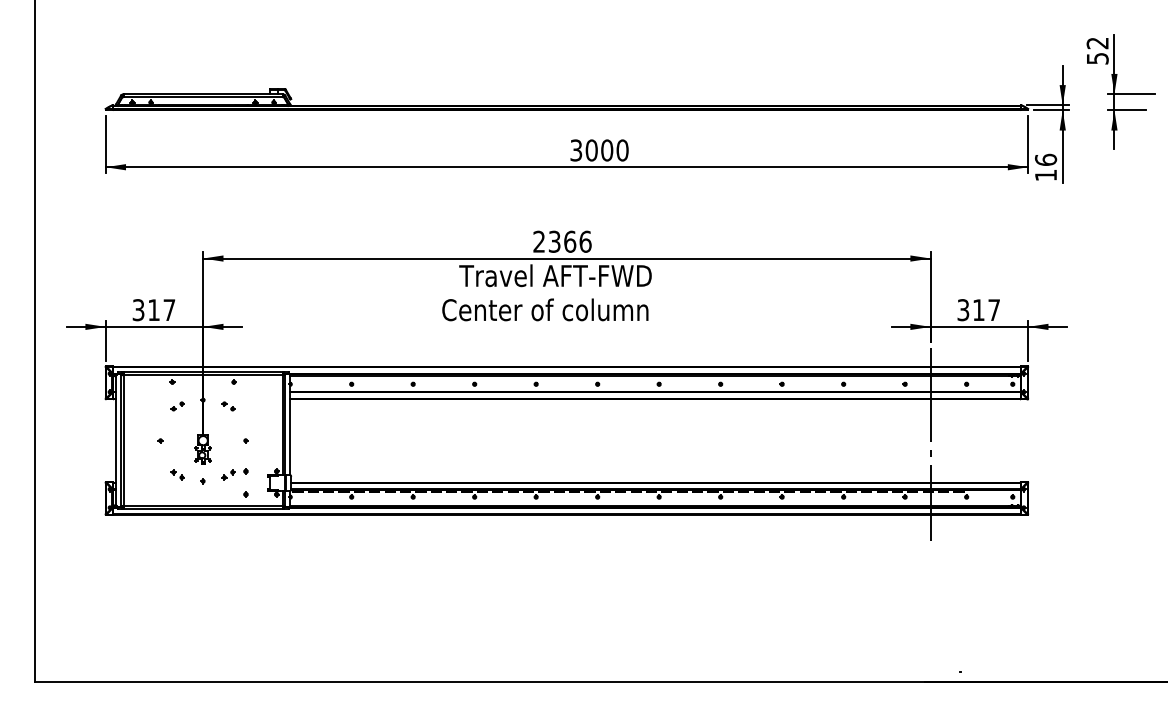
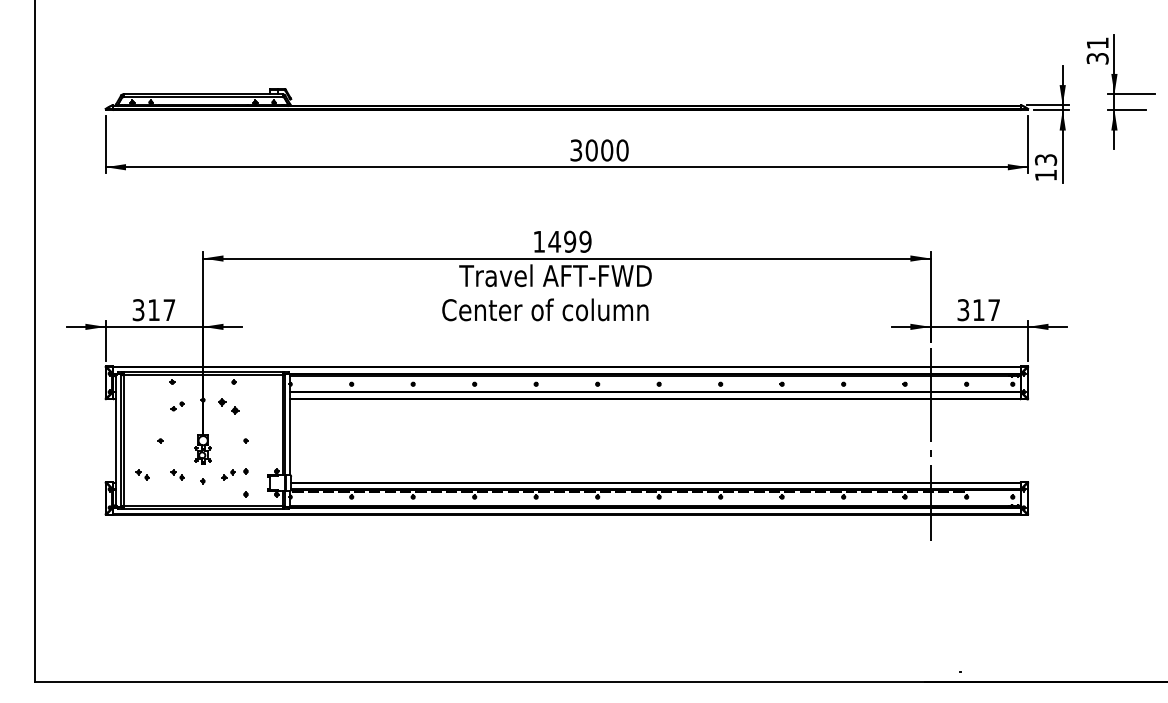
text: 52 -> 31 (1097, 50)
text: 16 -> 13 (1045, 159)
text: 2366 -> 1499 (562, 241)
part size: 15x11 px -> 22x17 px (228, 406)
part: none -> present (142, 474)
